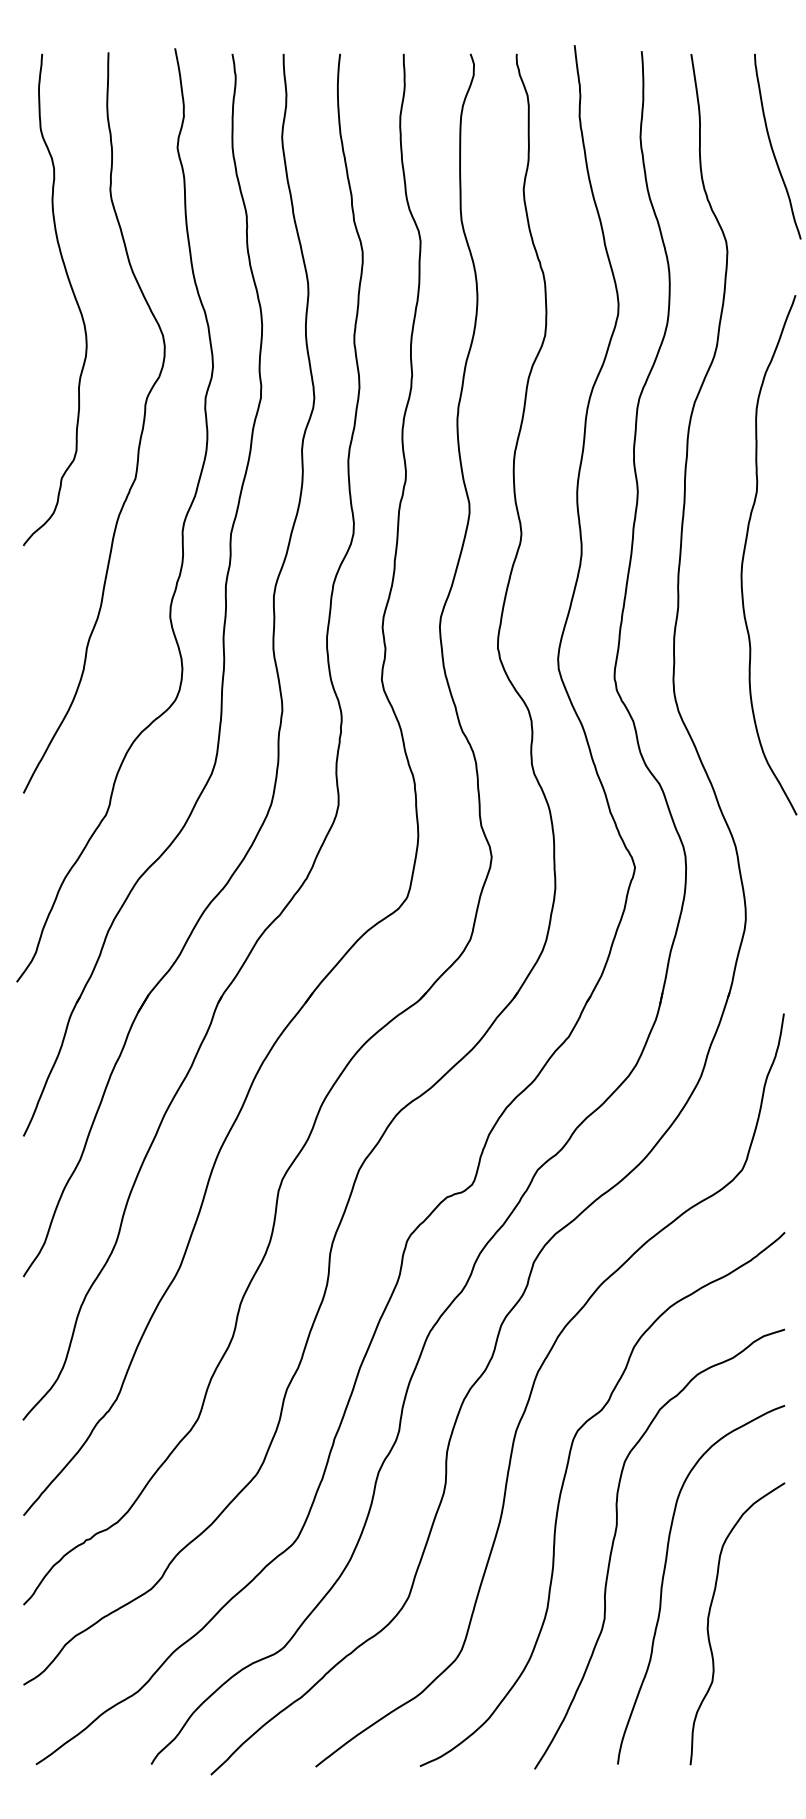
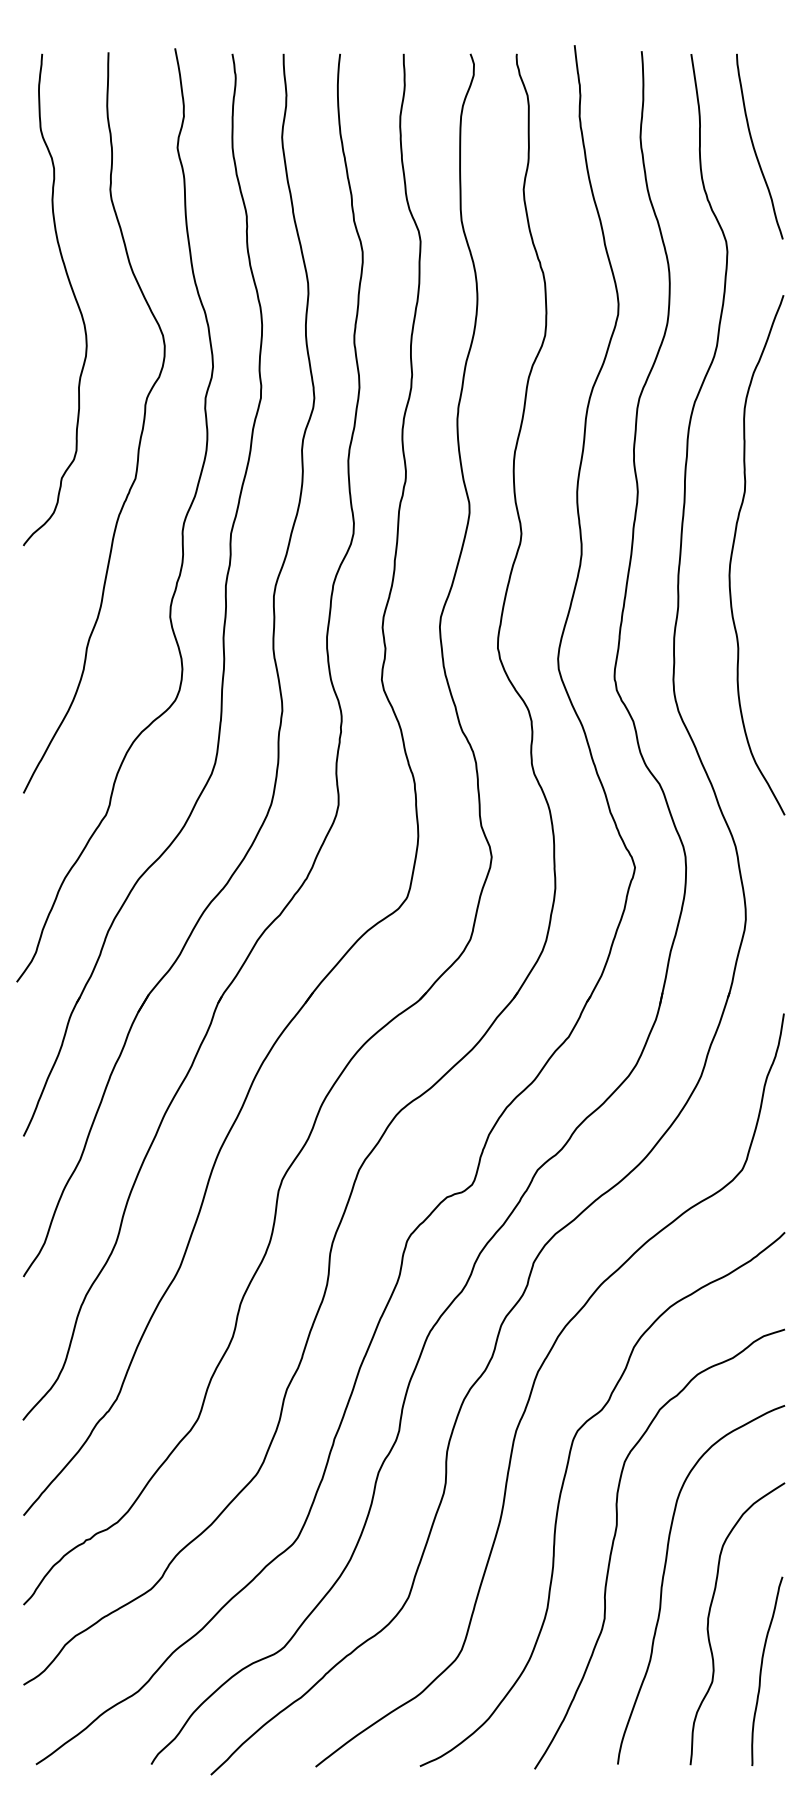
curve position: (772, 146) -> (754, 146) (754, 146)
curve position: (745, 551) -> (733, 551) (733, 551)
curve: none -> present (762, 1667)
